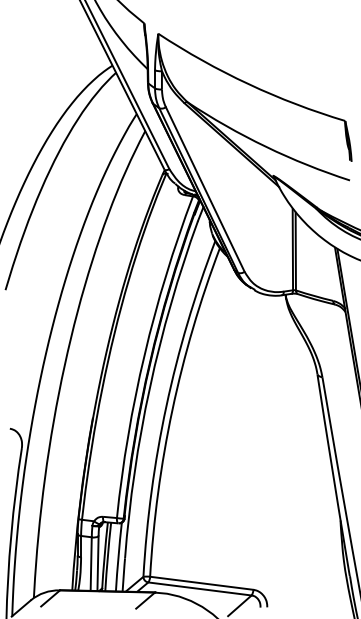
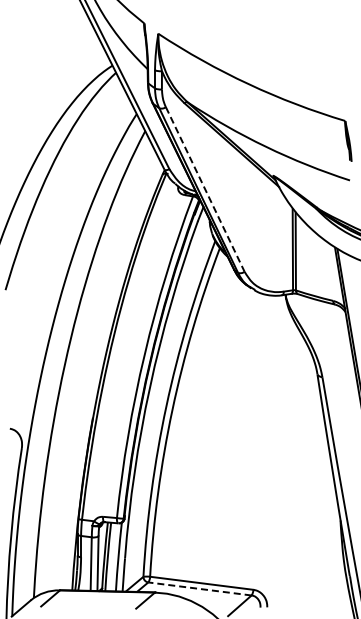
line: solid -> dashed (205, 189)
line: solid -> dashed (199, 588)
